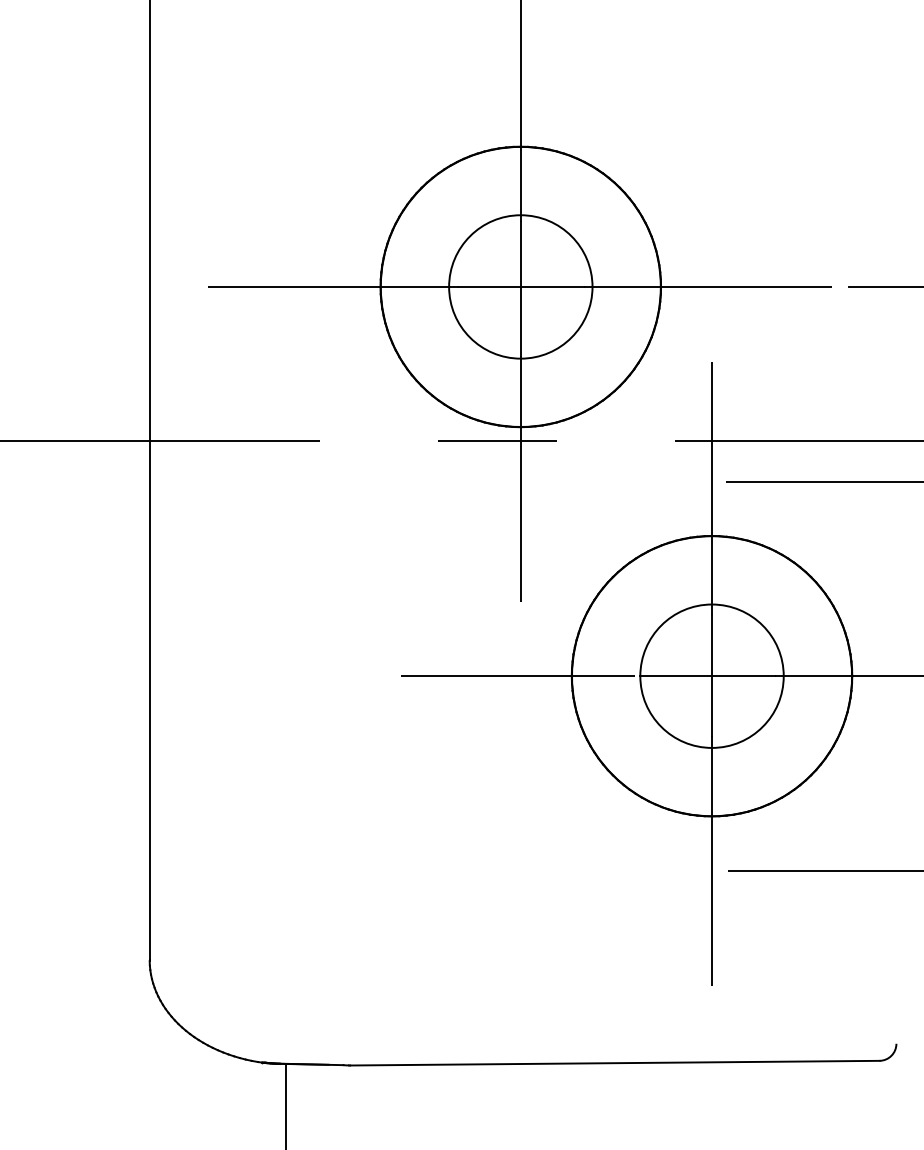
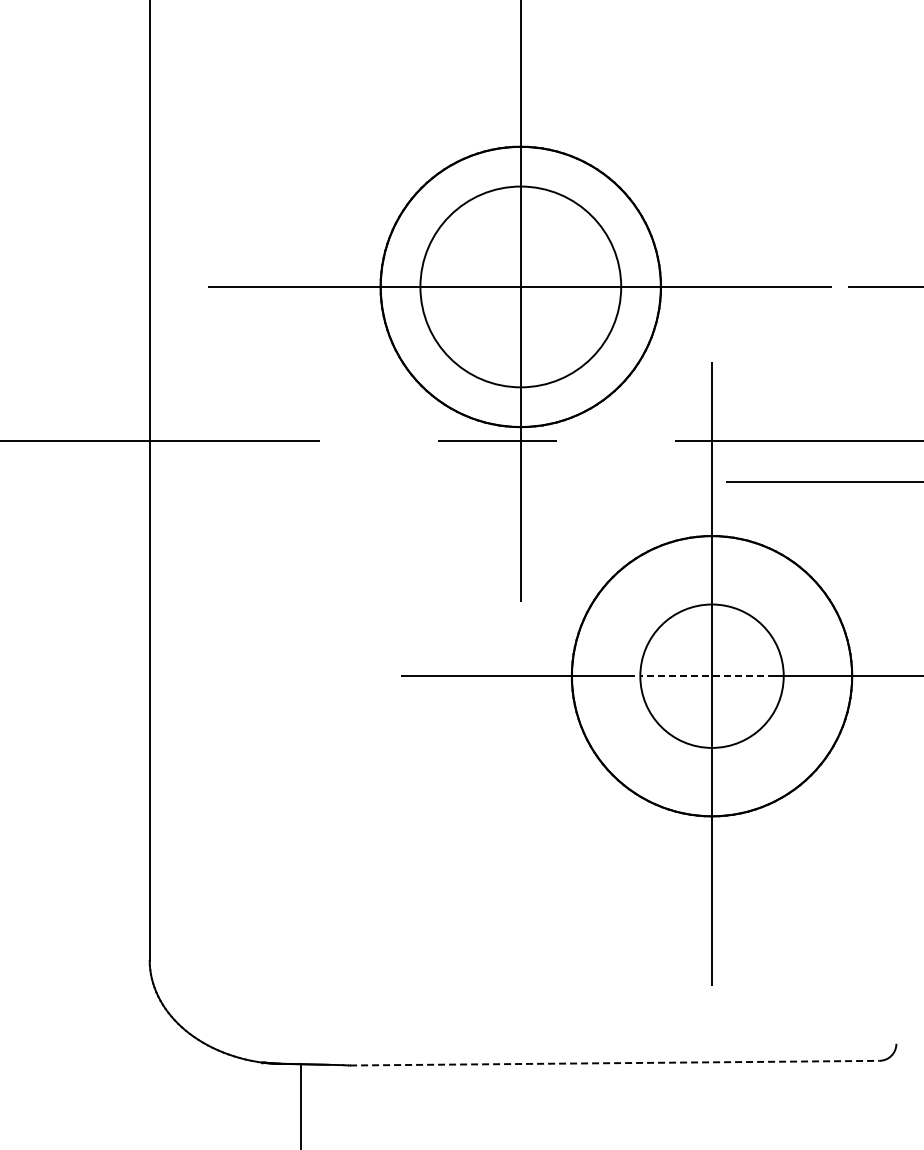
circle diameter: 143 px -> 201 px (520, 286)
line: solid -> dashed (707, 676)
line: present -> none (824, 870)
line: solid -> dashed (614, 1063)
line position: (285, 1104) -> (300, 1104) (300, 1104)
